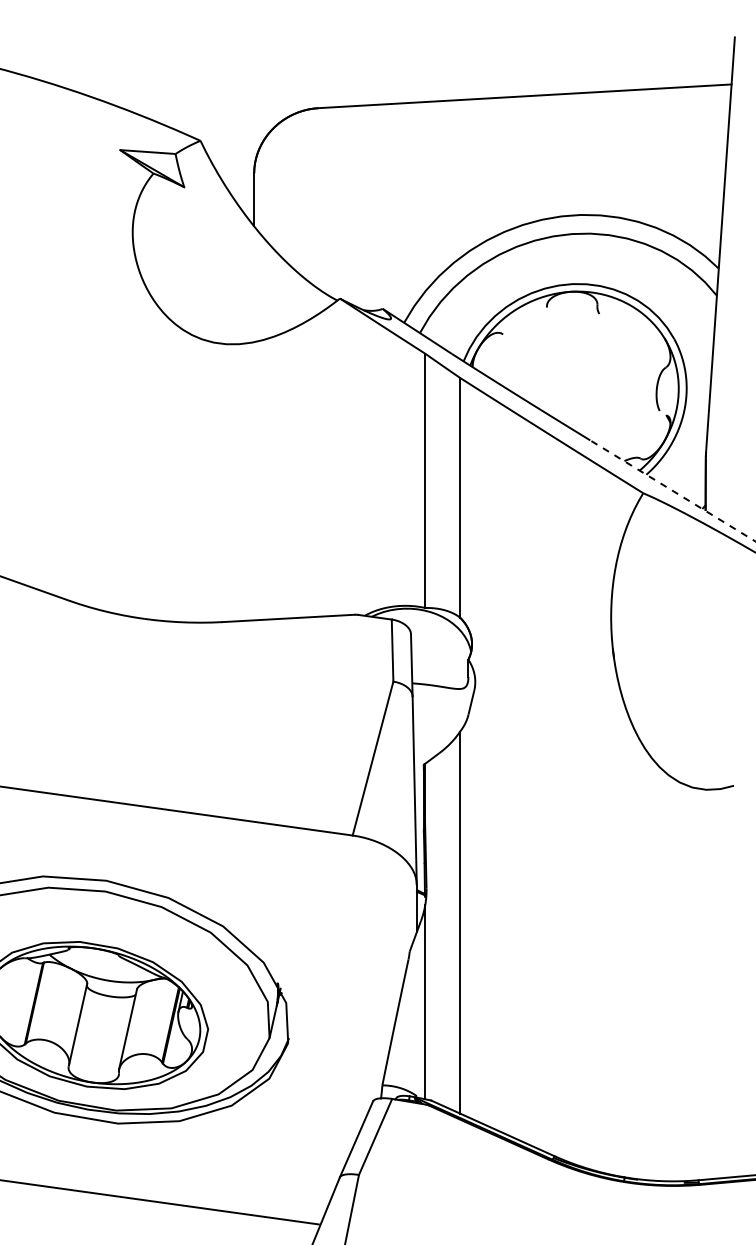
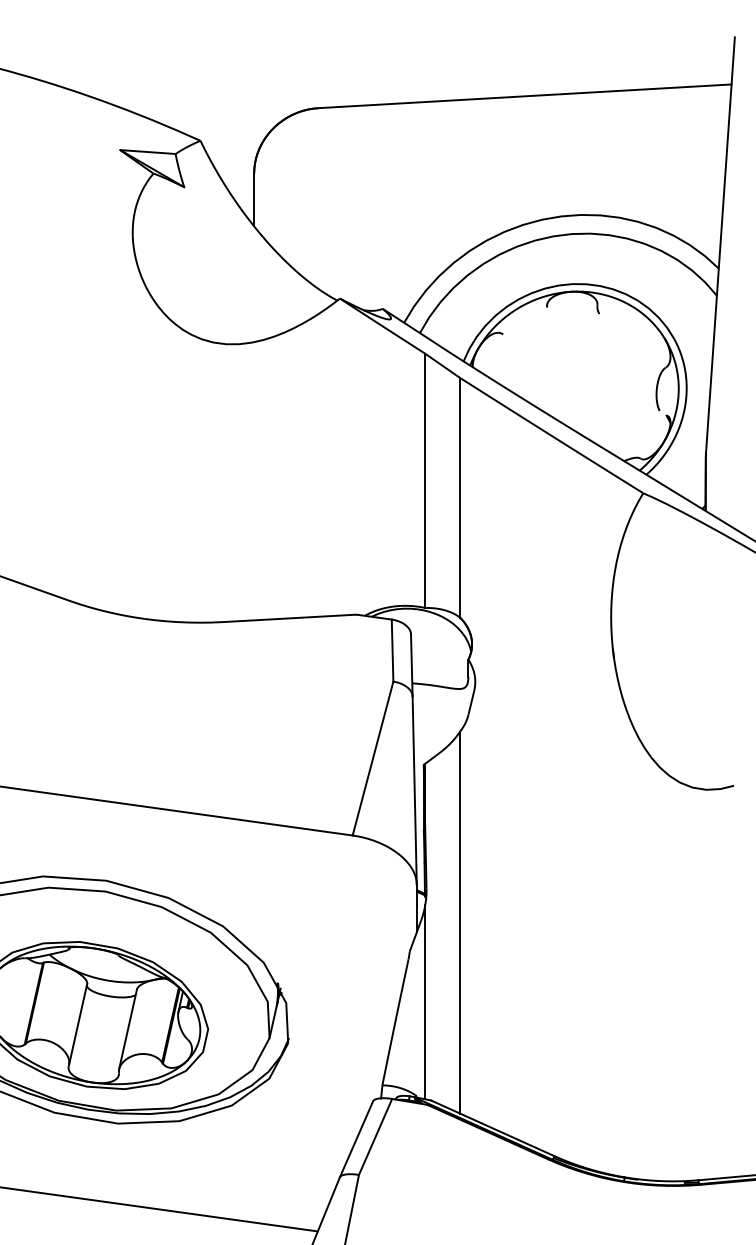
line: dashed -> solid (672, 490)
line position: (160, 1202) -> (159, 1209) (159, 1209)
